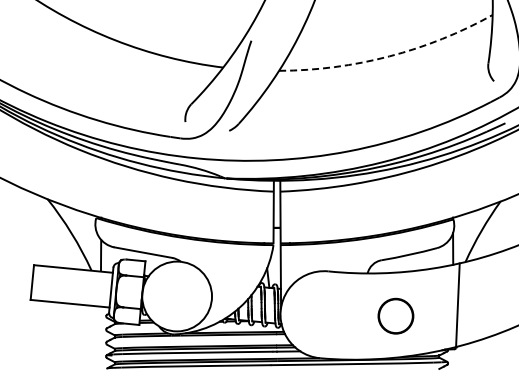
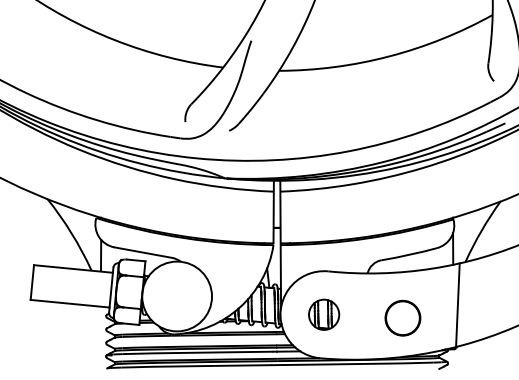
arc: dashed -> solid (389, 56)
part: none -> present (324, 314)
part position: (395, 315) -> (402, 317) (402, 317)
